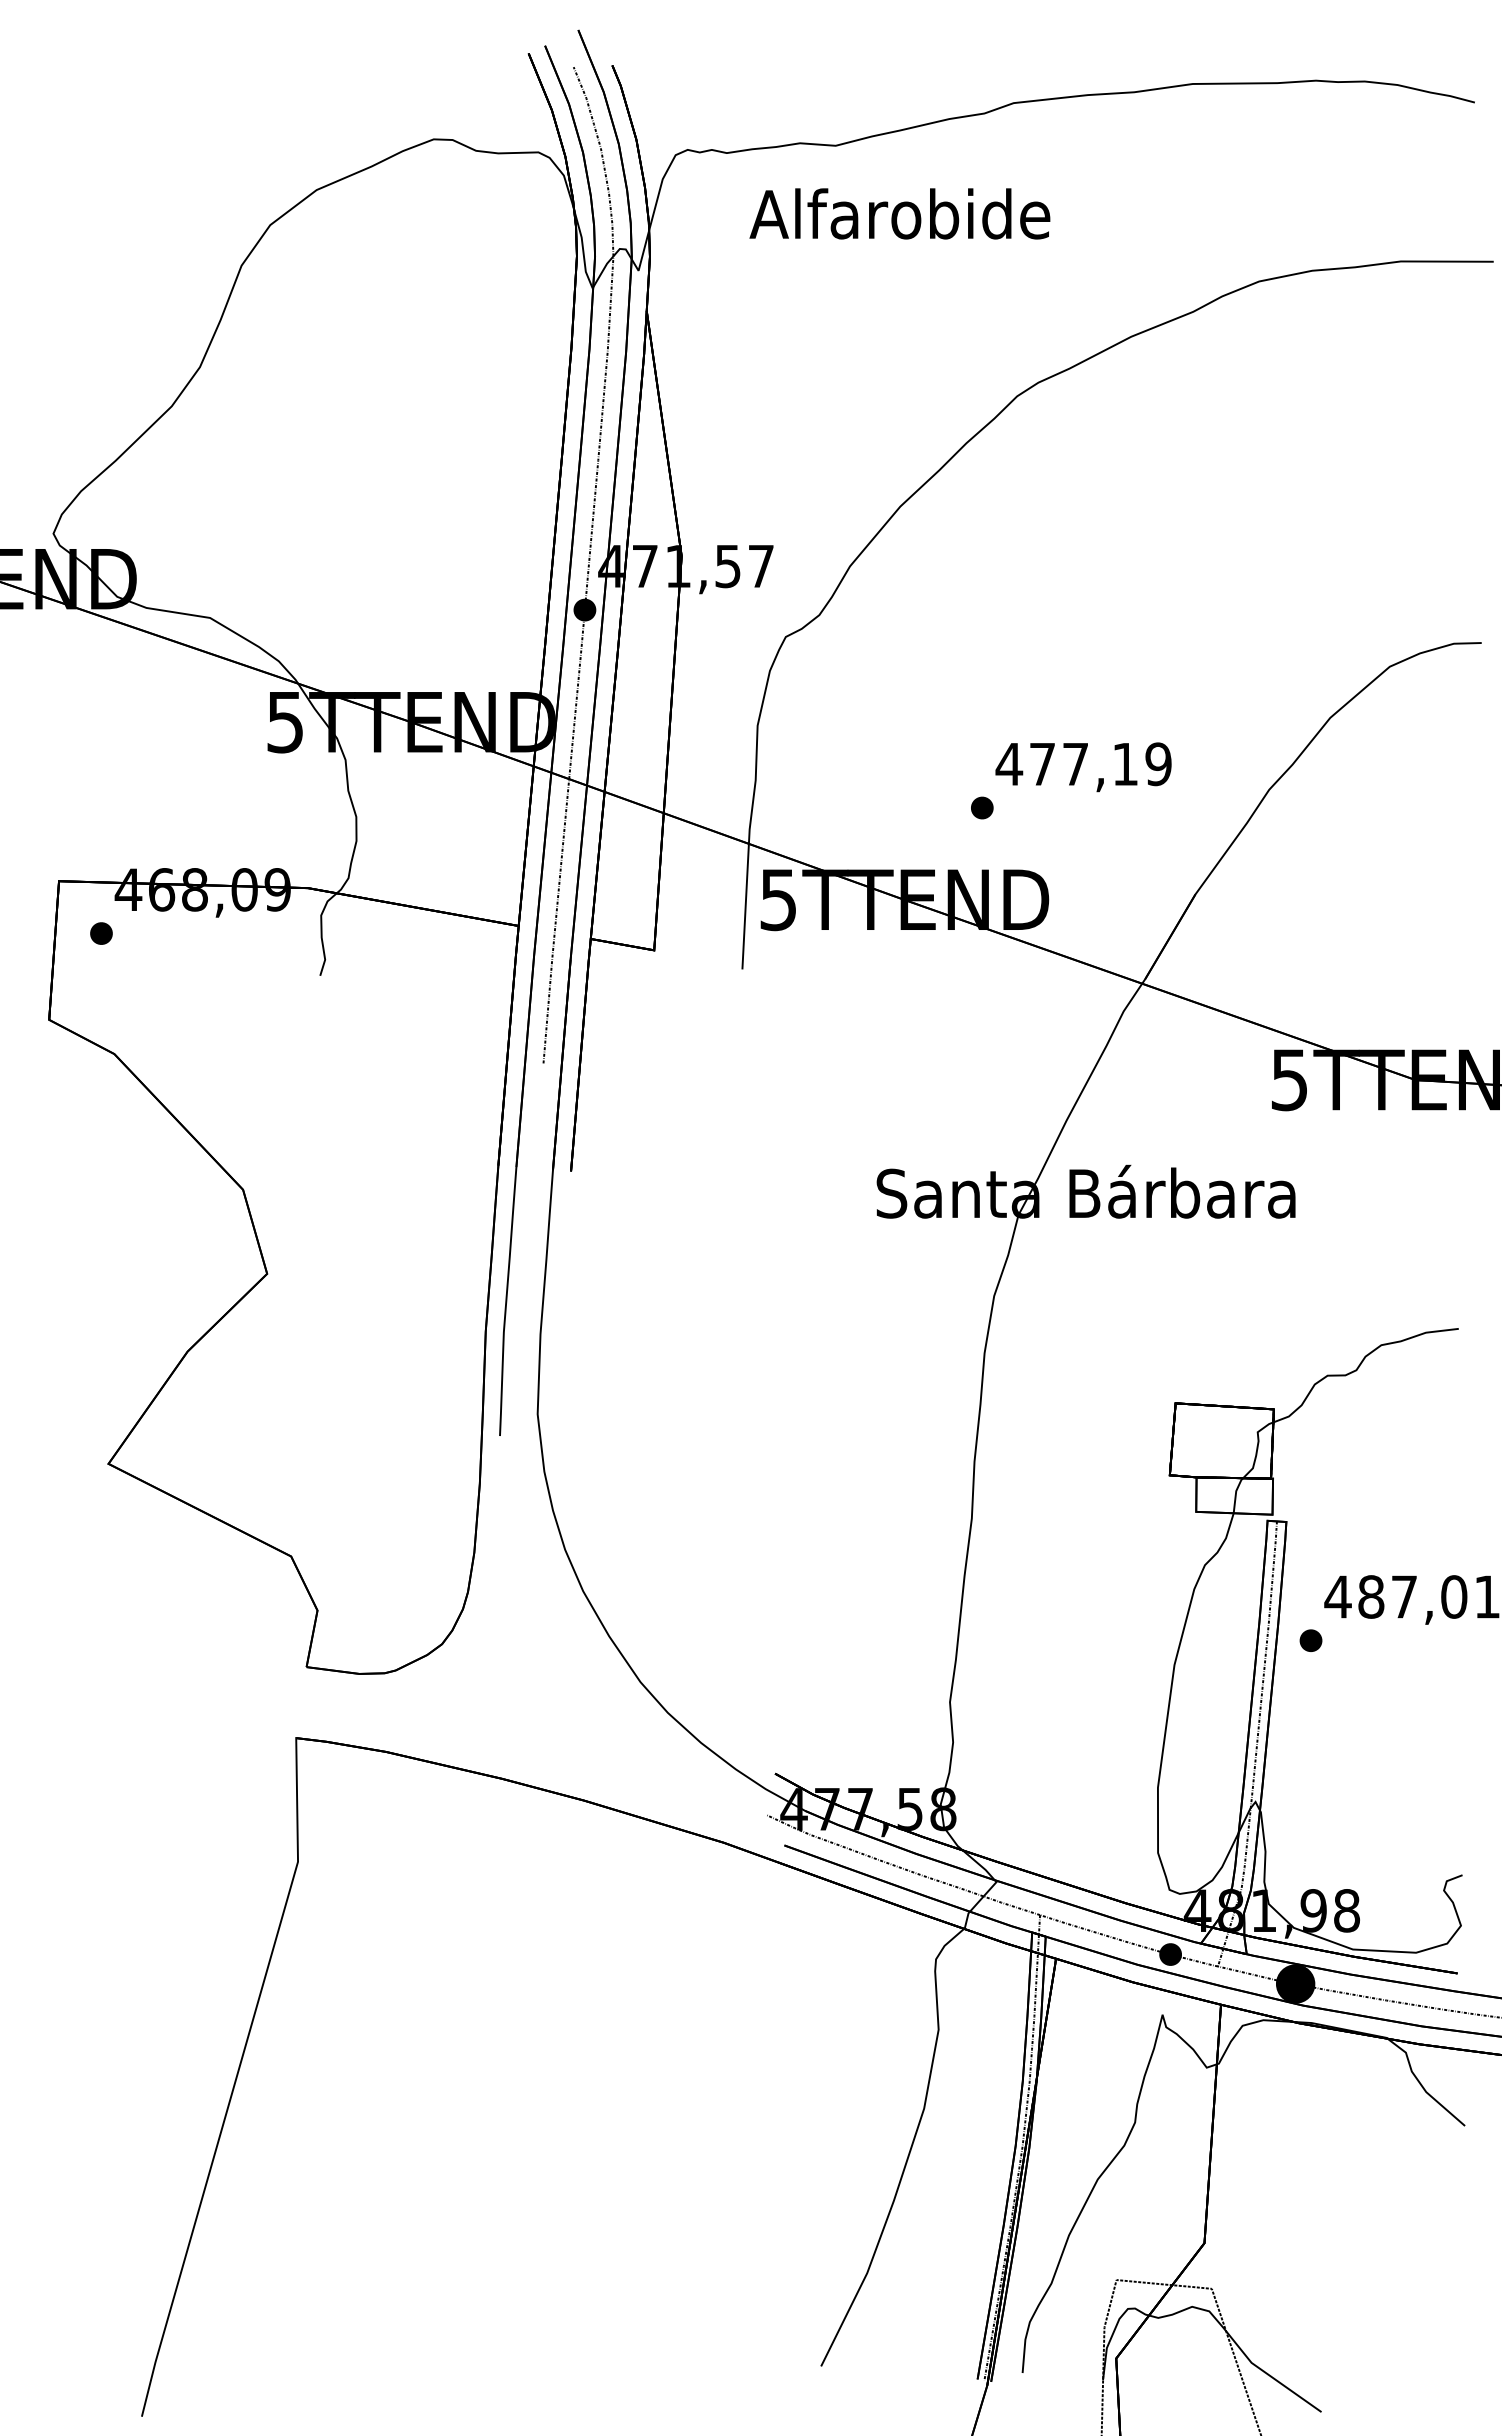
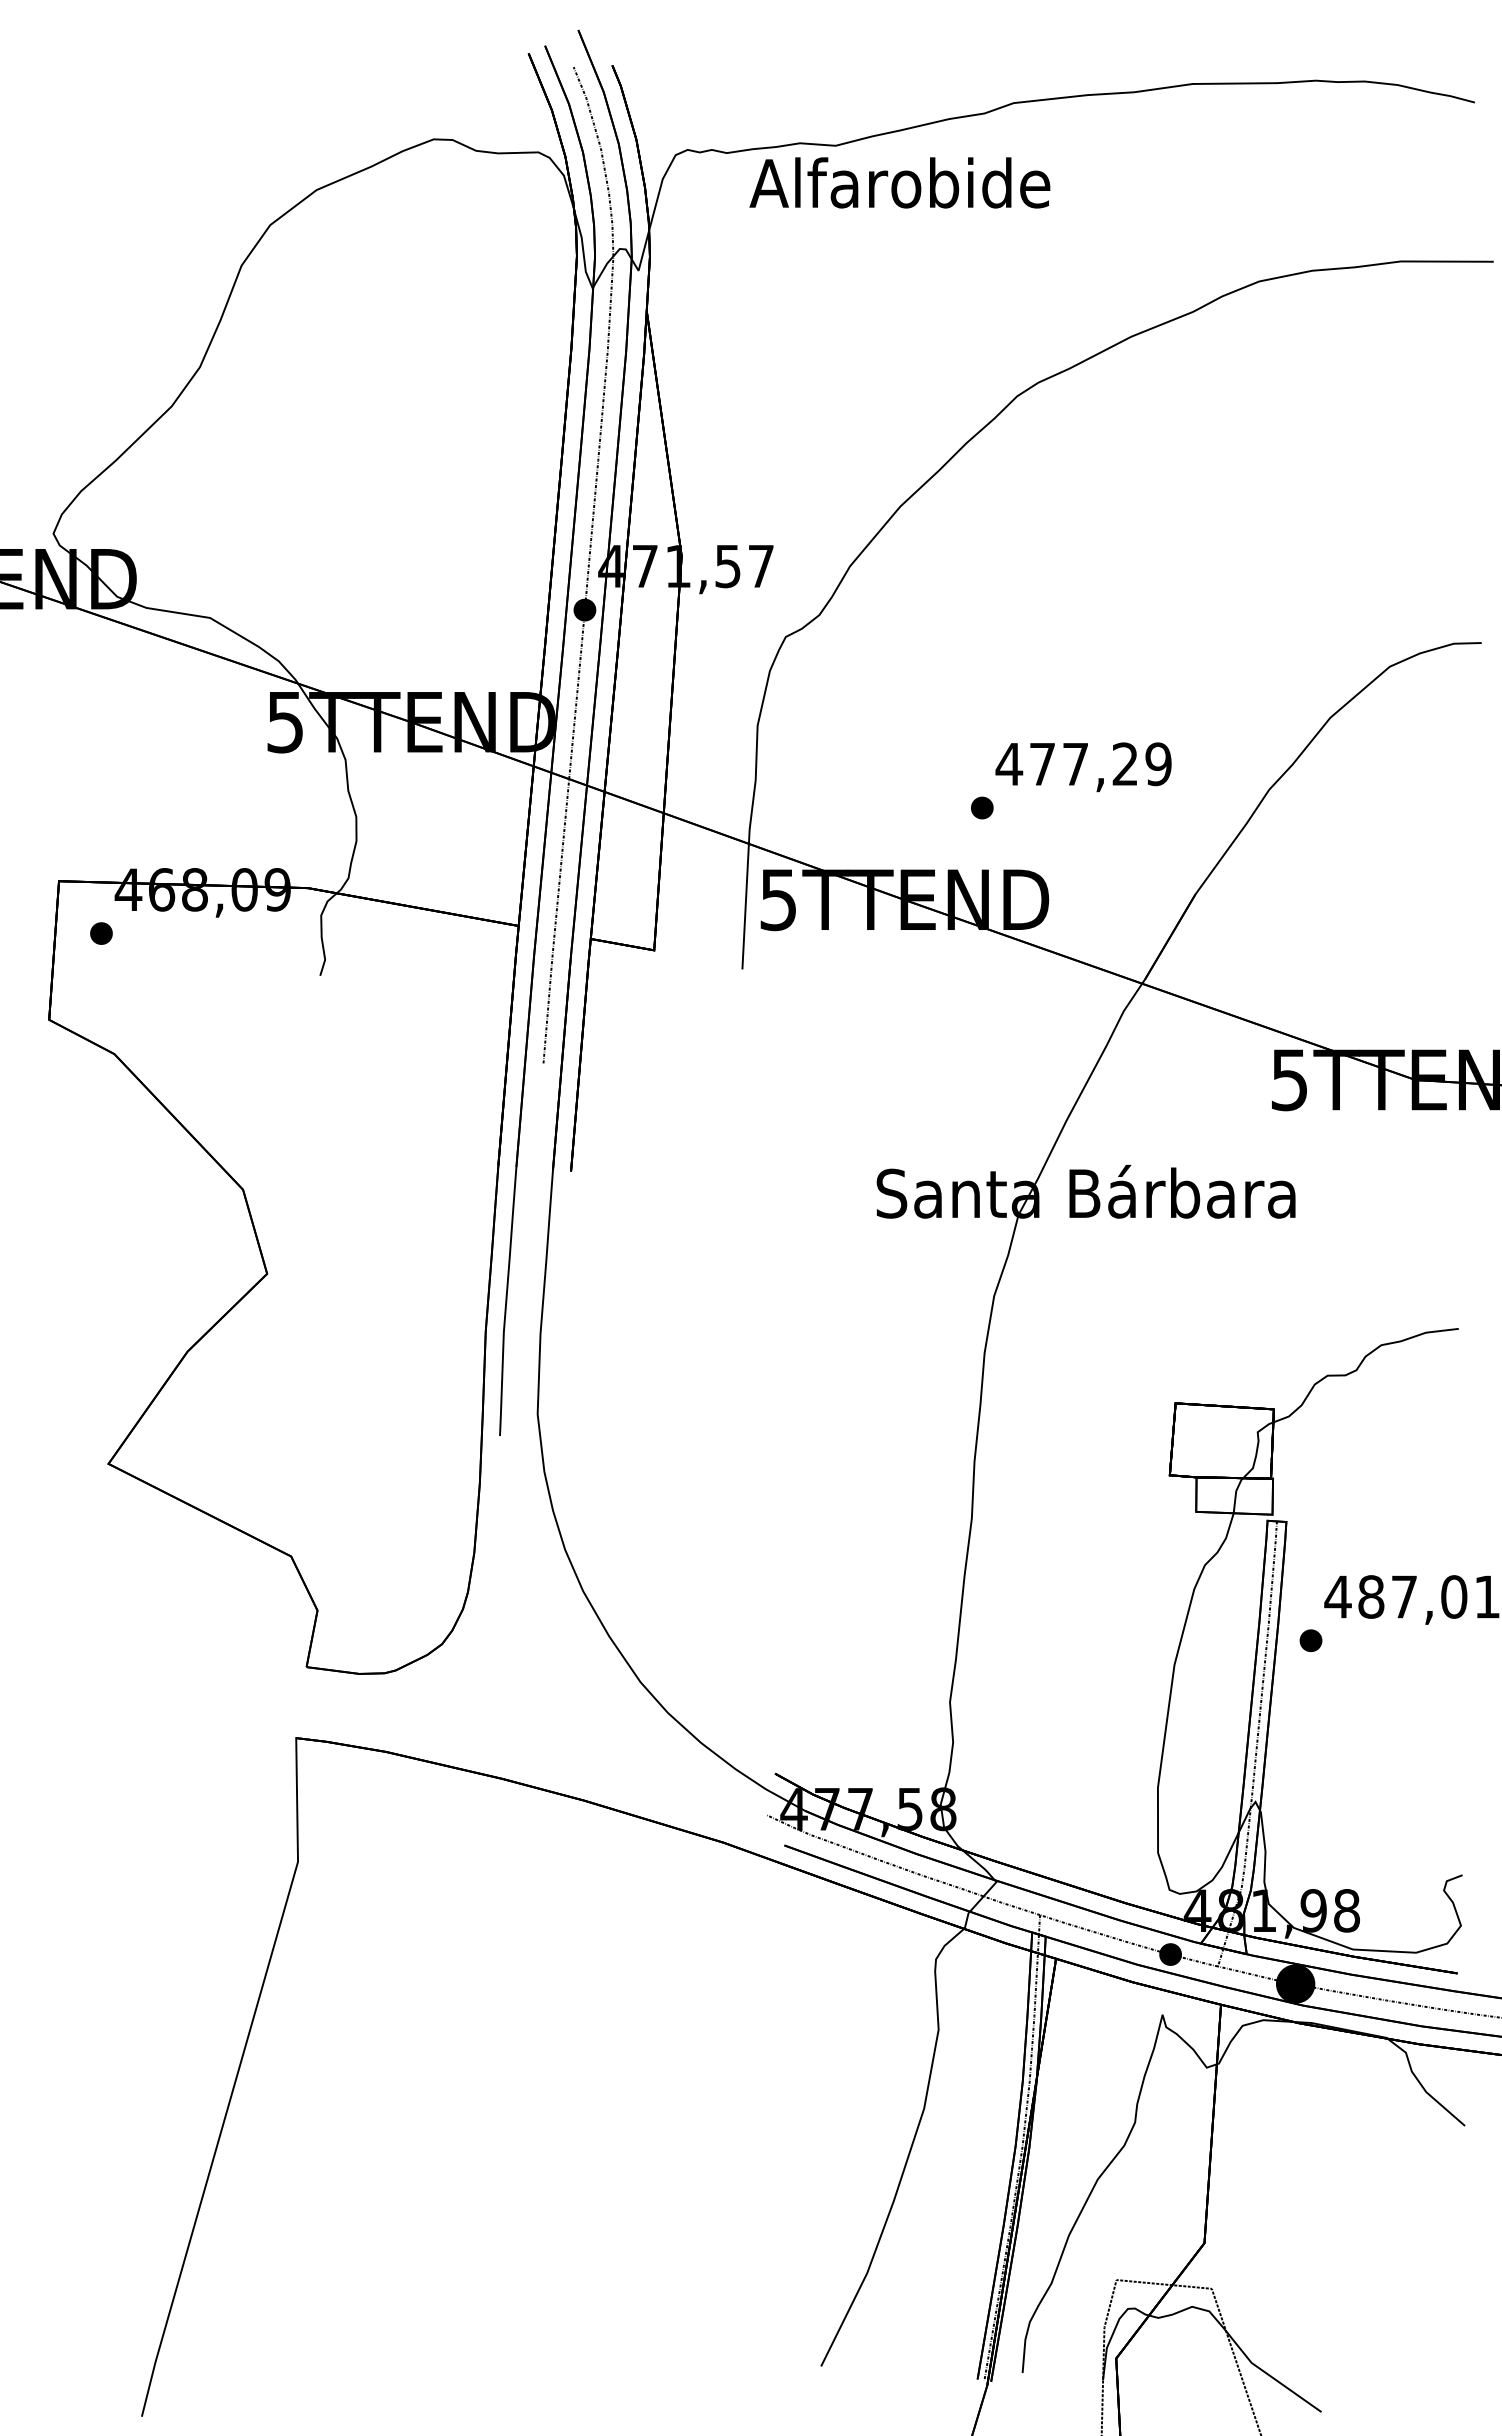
text position: (899, 213) -> (899, 182) (899, 182)
text: 477,19 -> 477,29 (1124, 763)
